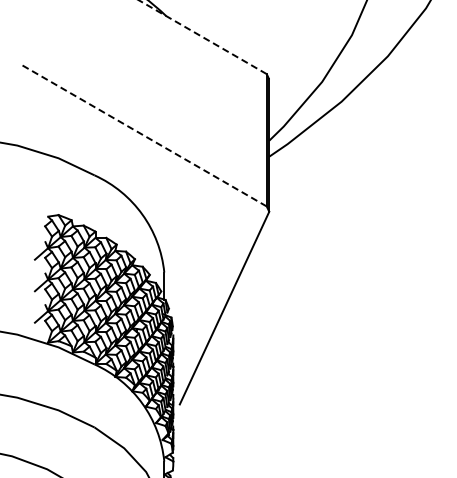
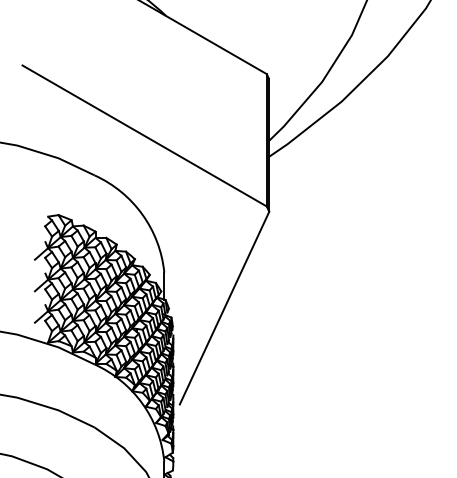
line: dashed -> solid (202, 37)
line: dashed -> solid (144, 135)
